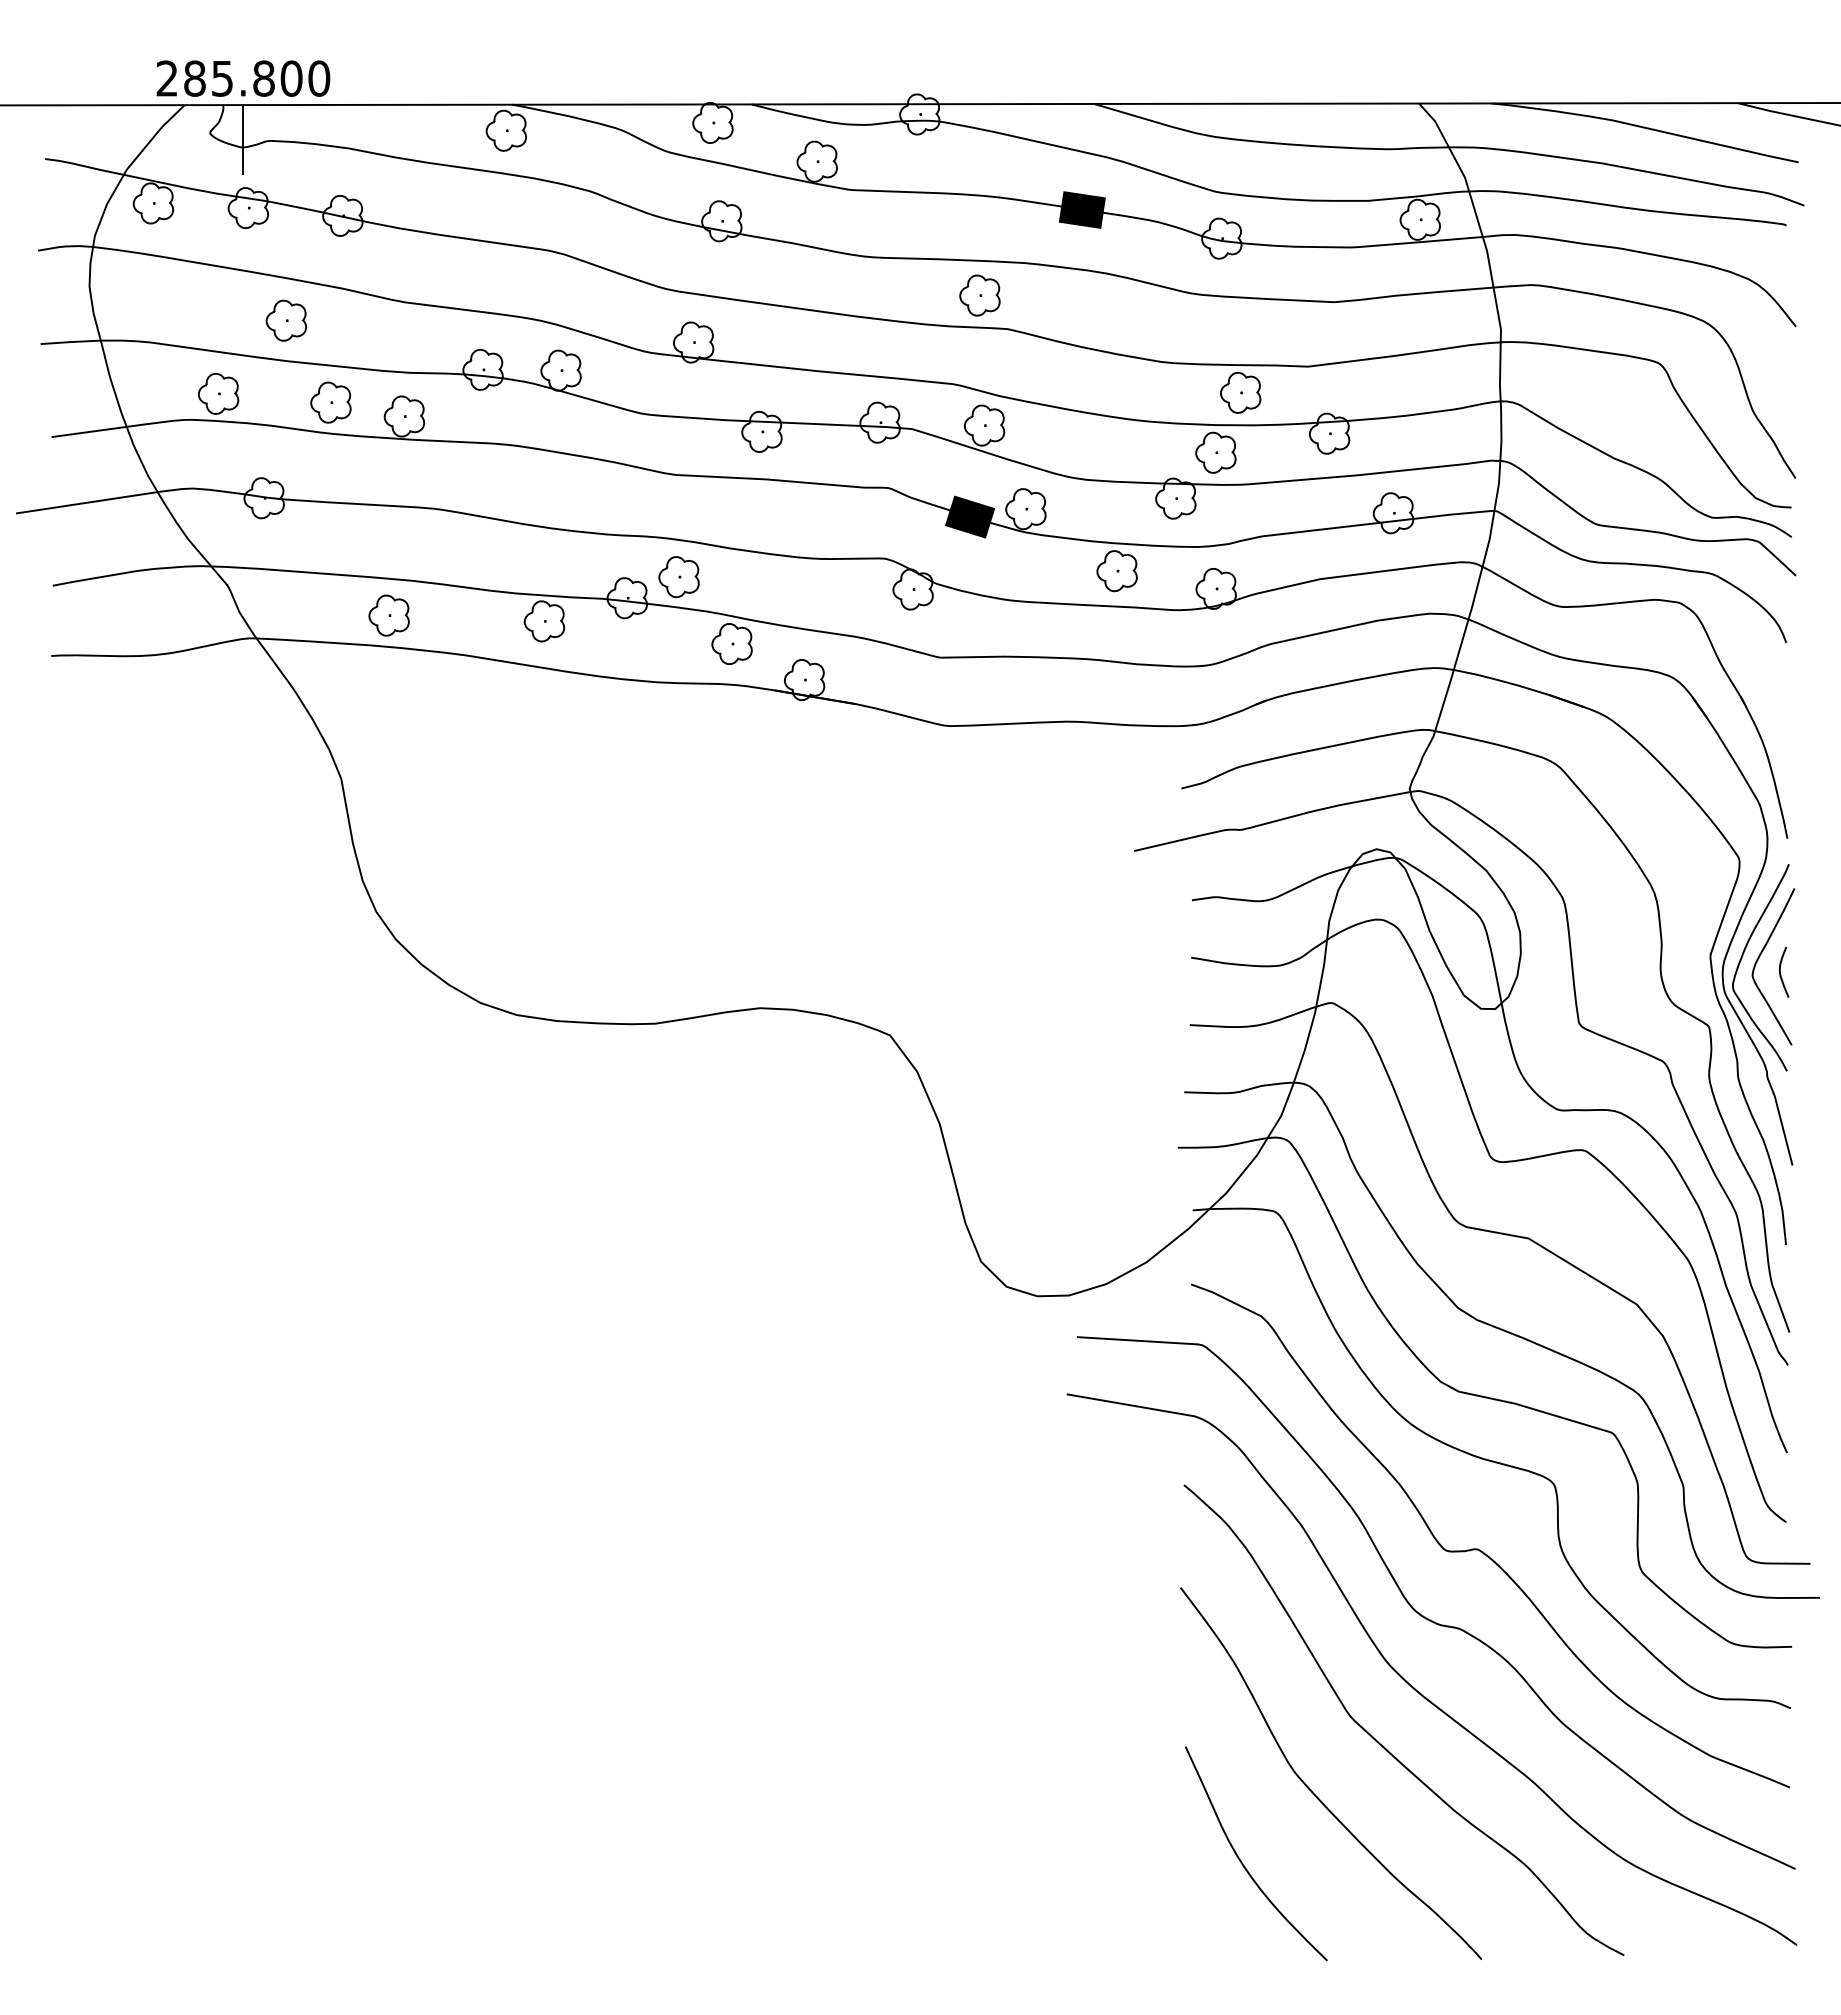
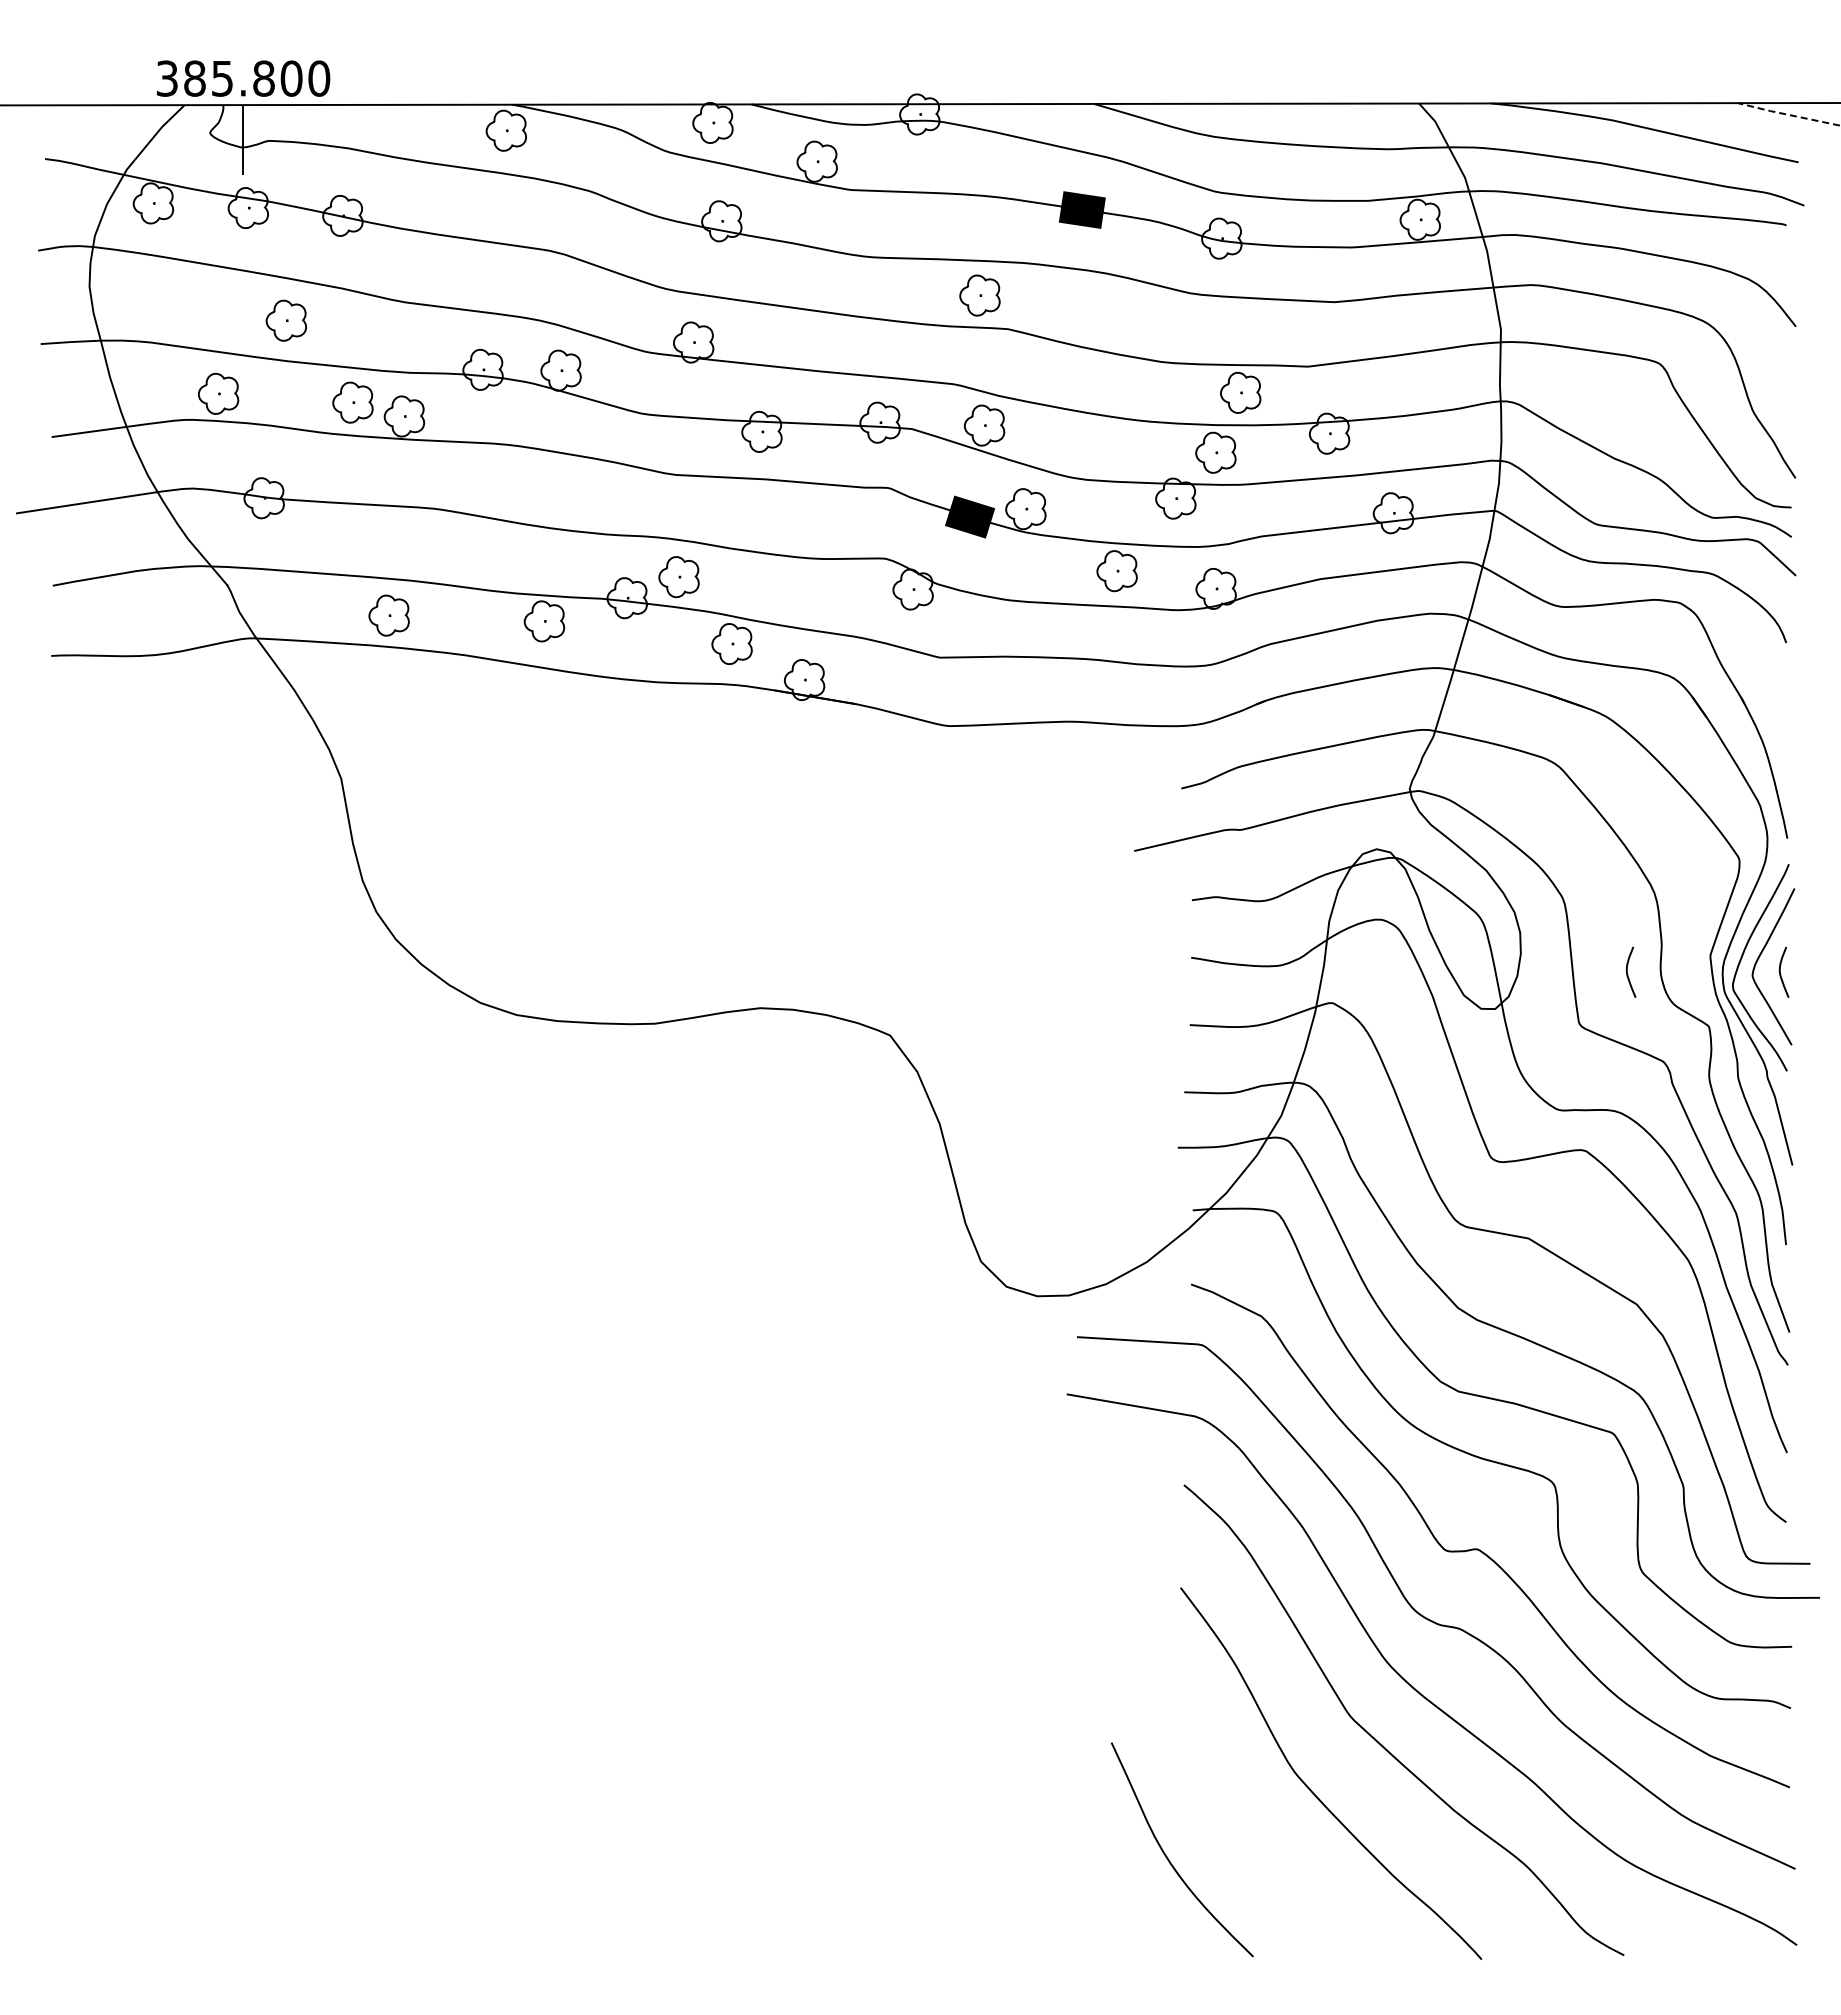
text: 285.800 -> 385.800 (166, 78)
line: solid -> dashed (1787, 114)
part position: (330, 402) -> (352, 402) (352, 402)
curve: none -> present (1627, 971)
curve position: (1243, 1863) -> (1169, 1859) (1169, 1859)
